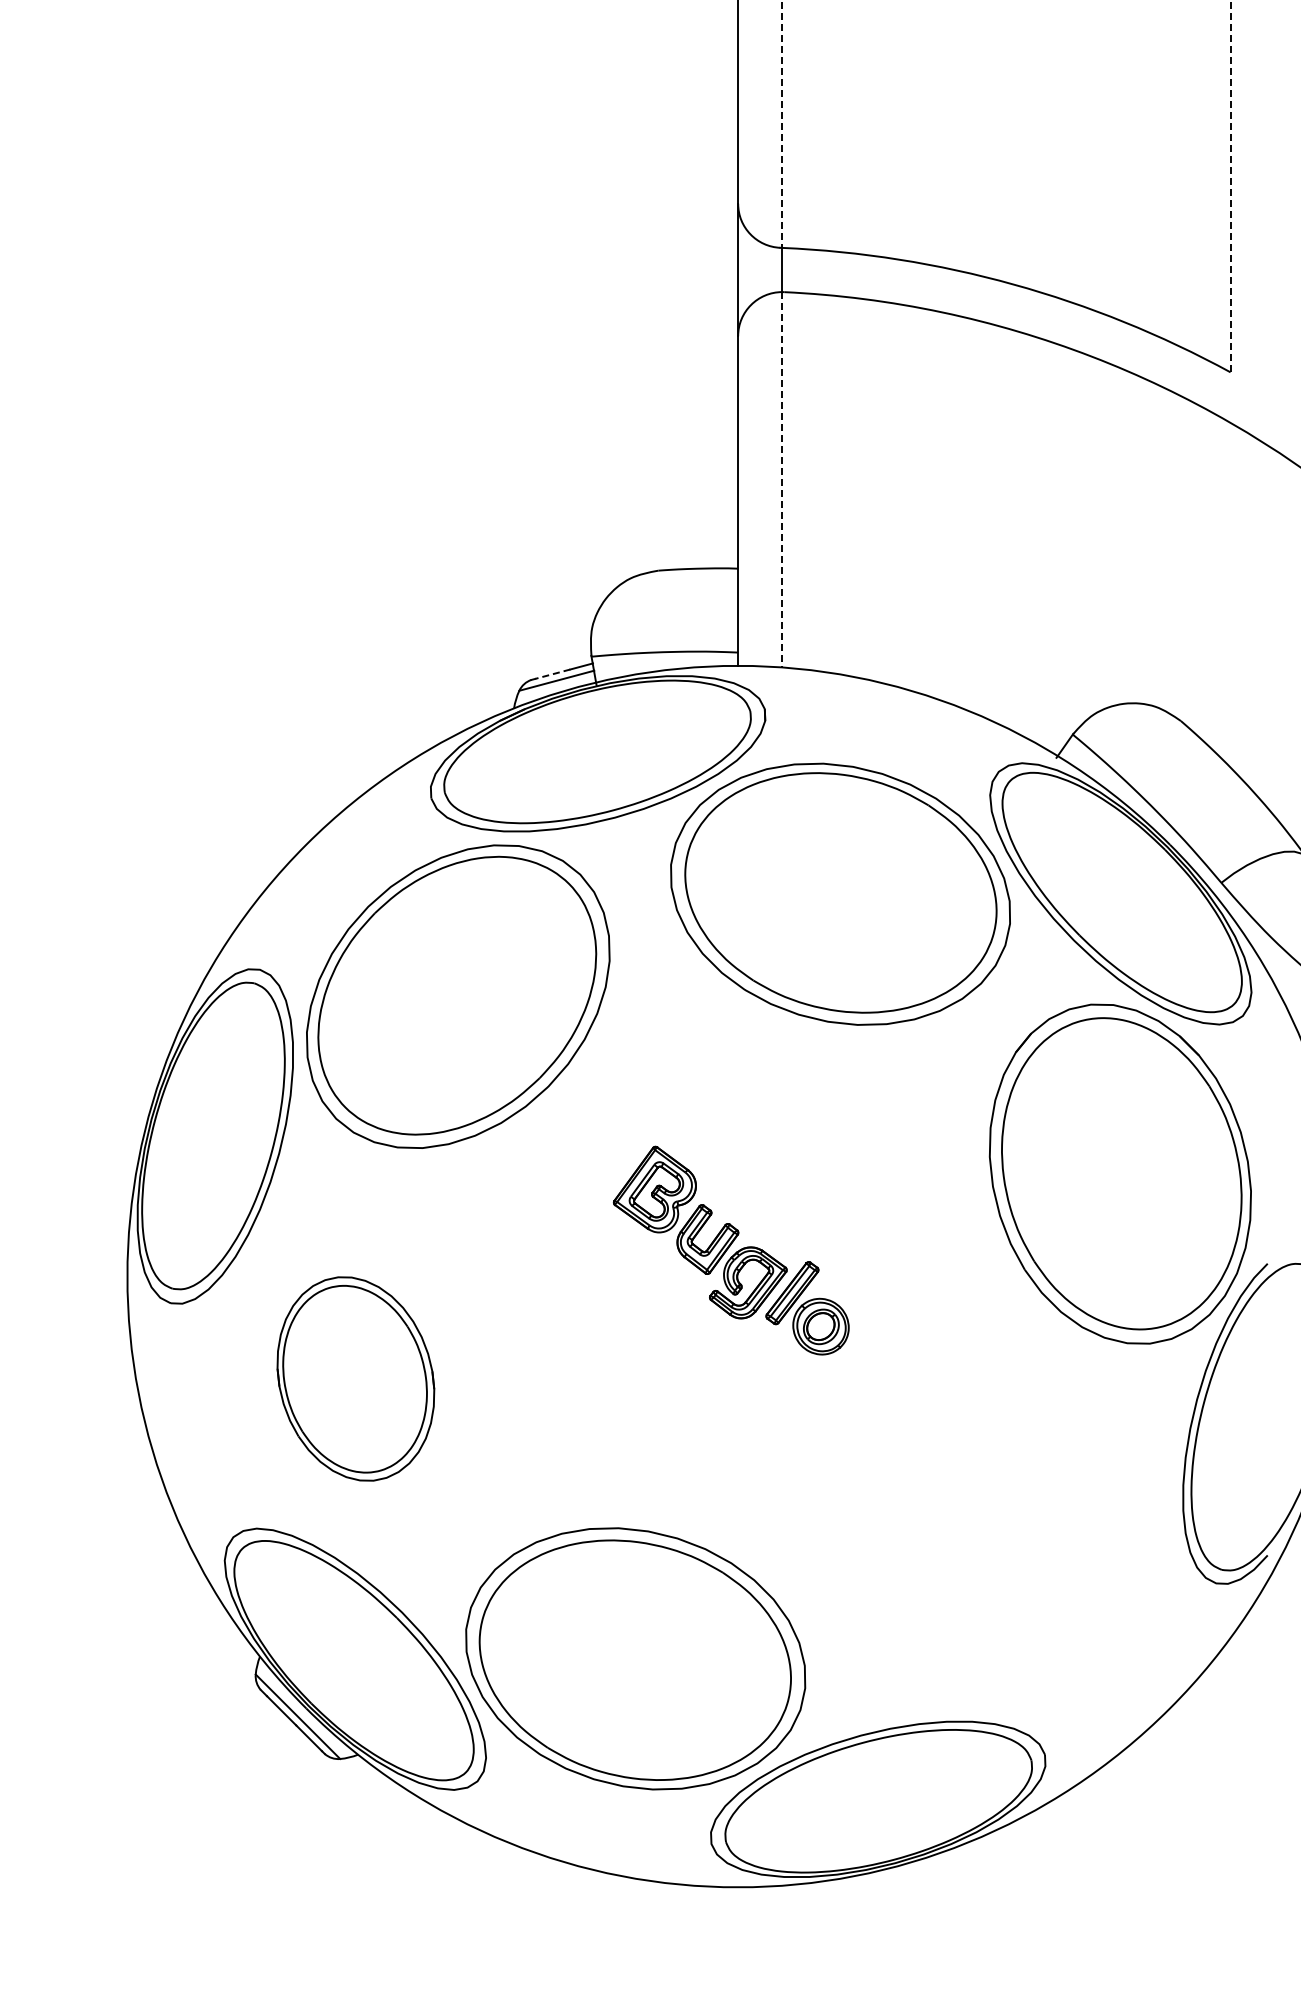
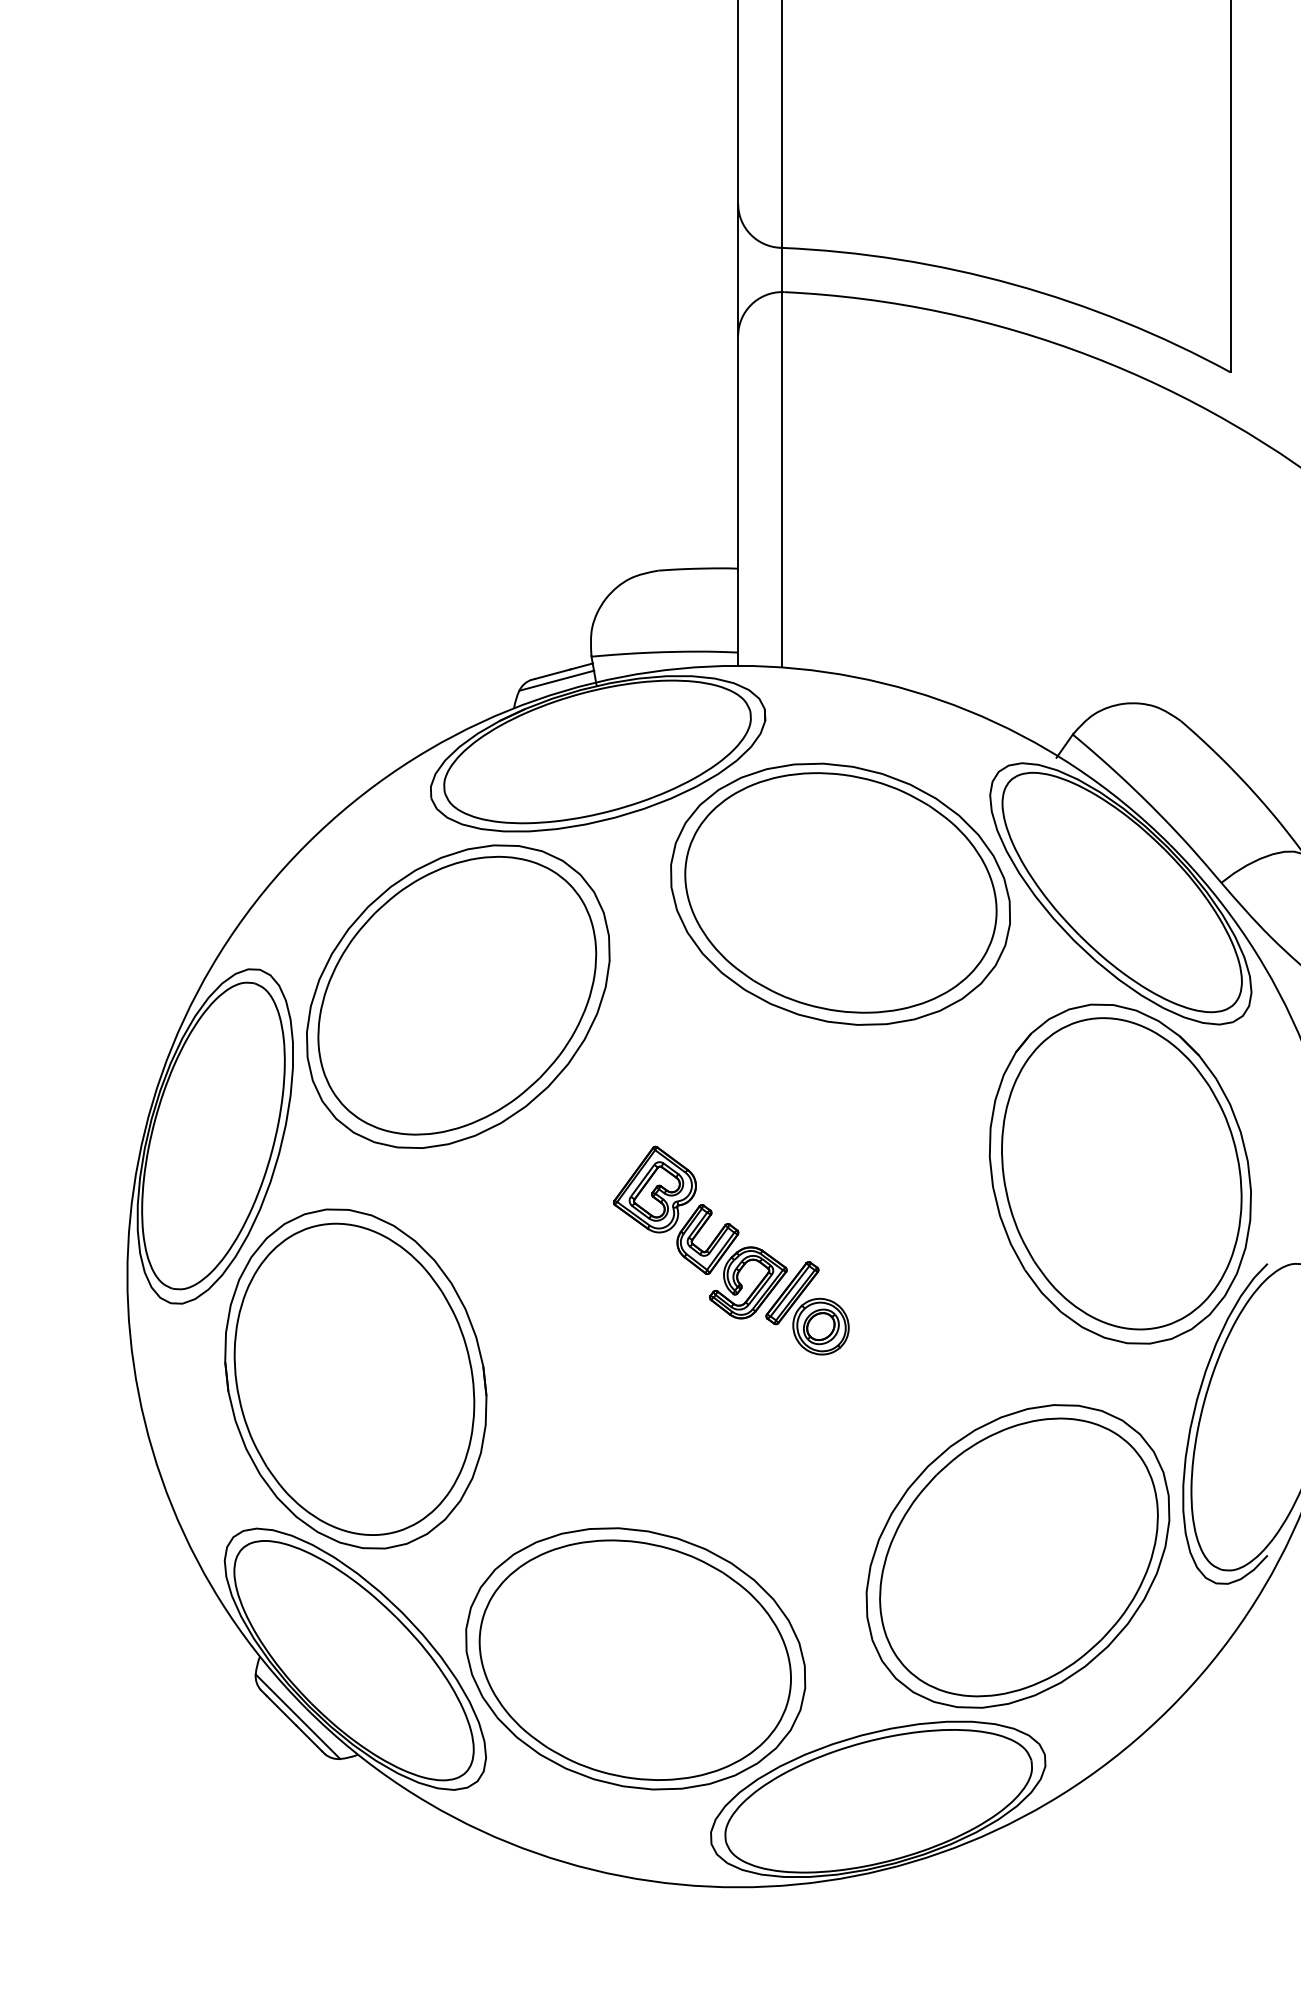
line: dashed -> solid (782, 124)
line: dashed -> solid (1230, 186)
line: dashed -> solid (782, 479)
line: dashed -> solid (552, 674)
part size: 160x206 px -> 264x342 px (355, 1378)
part: none -> present (1017, 1556)
